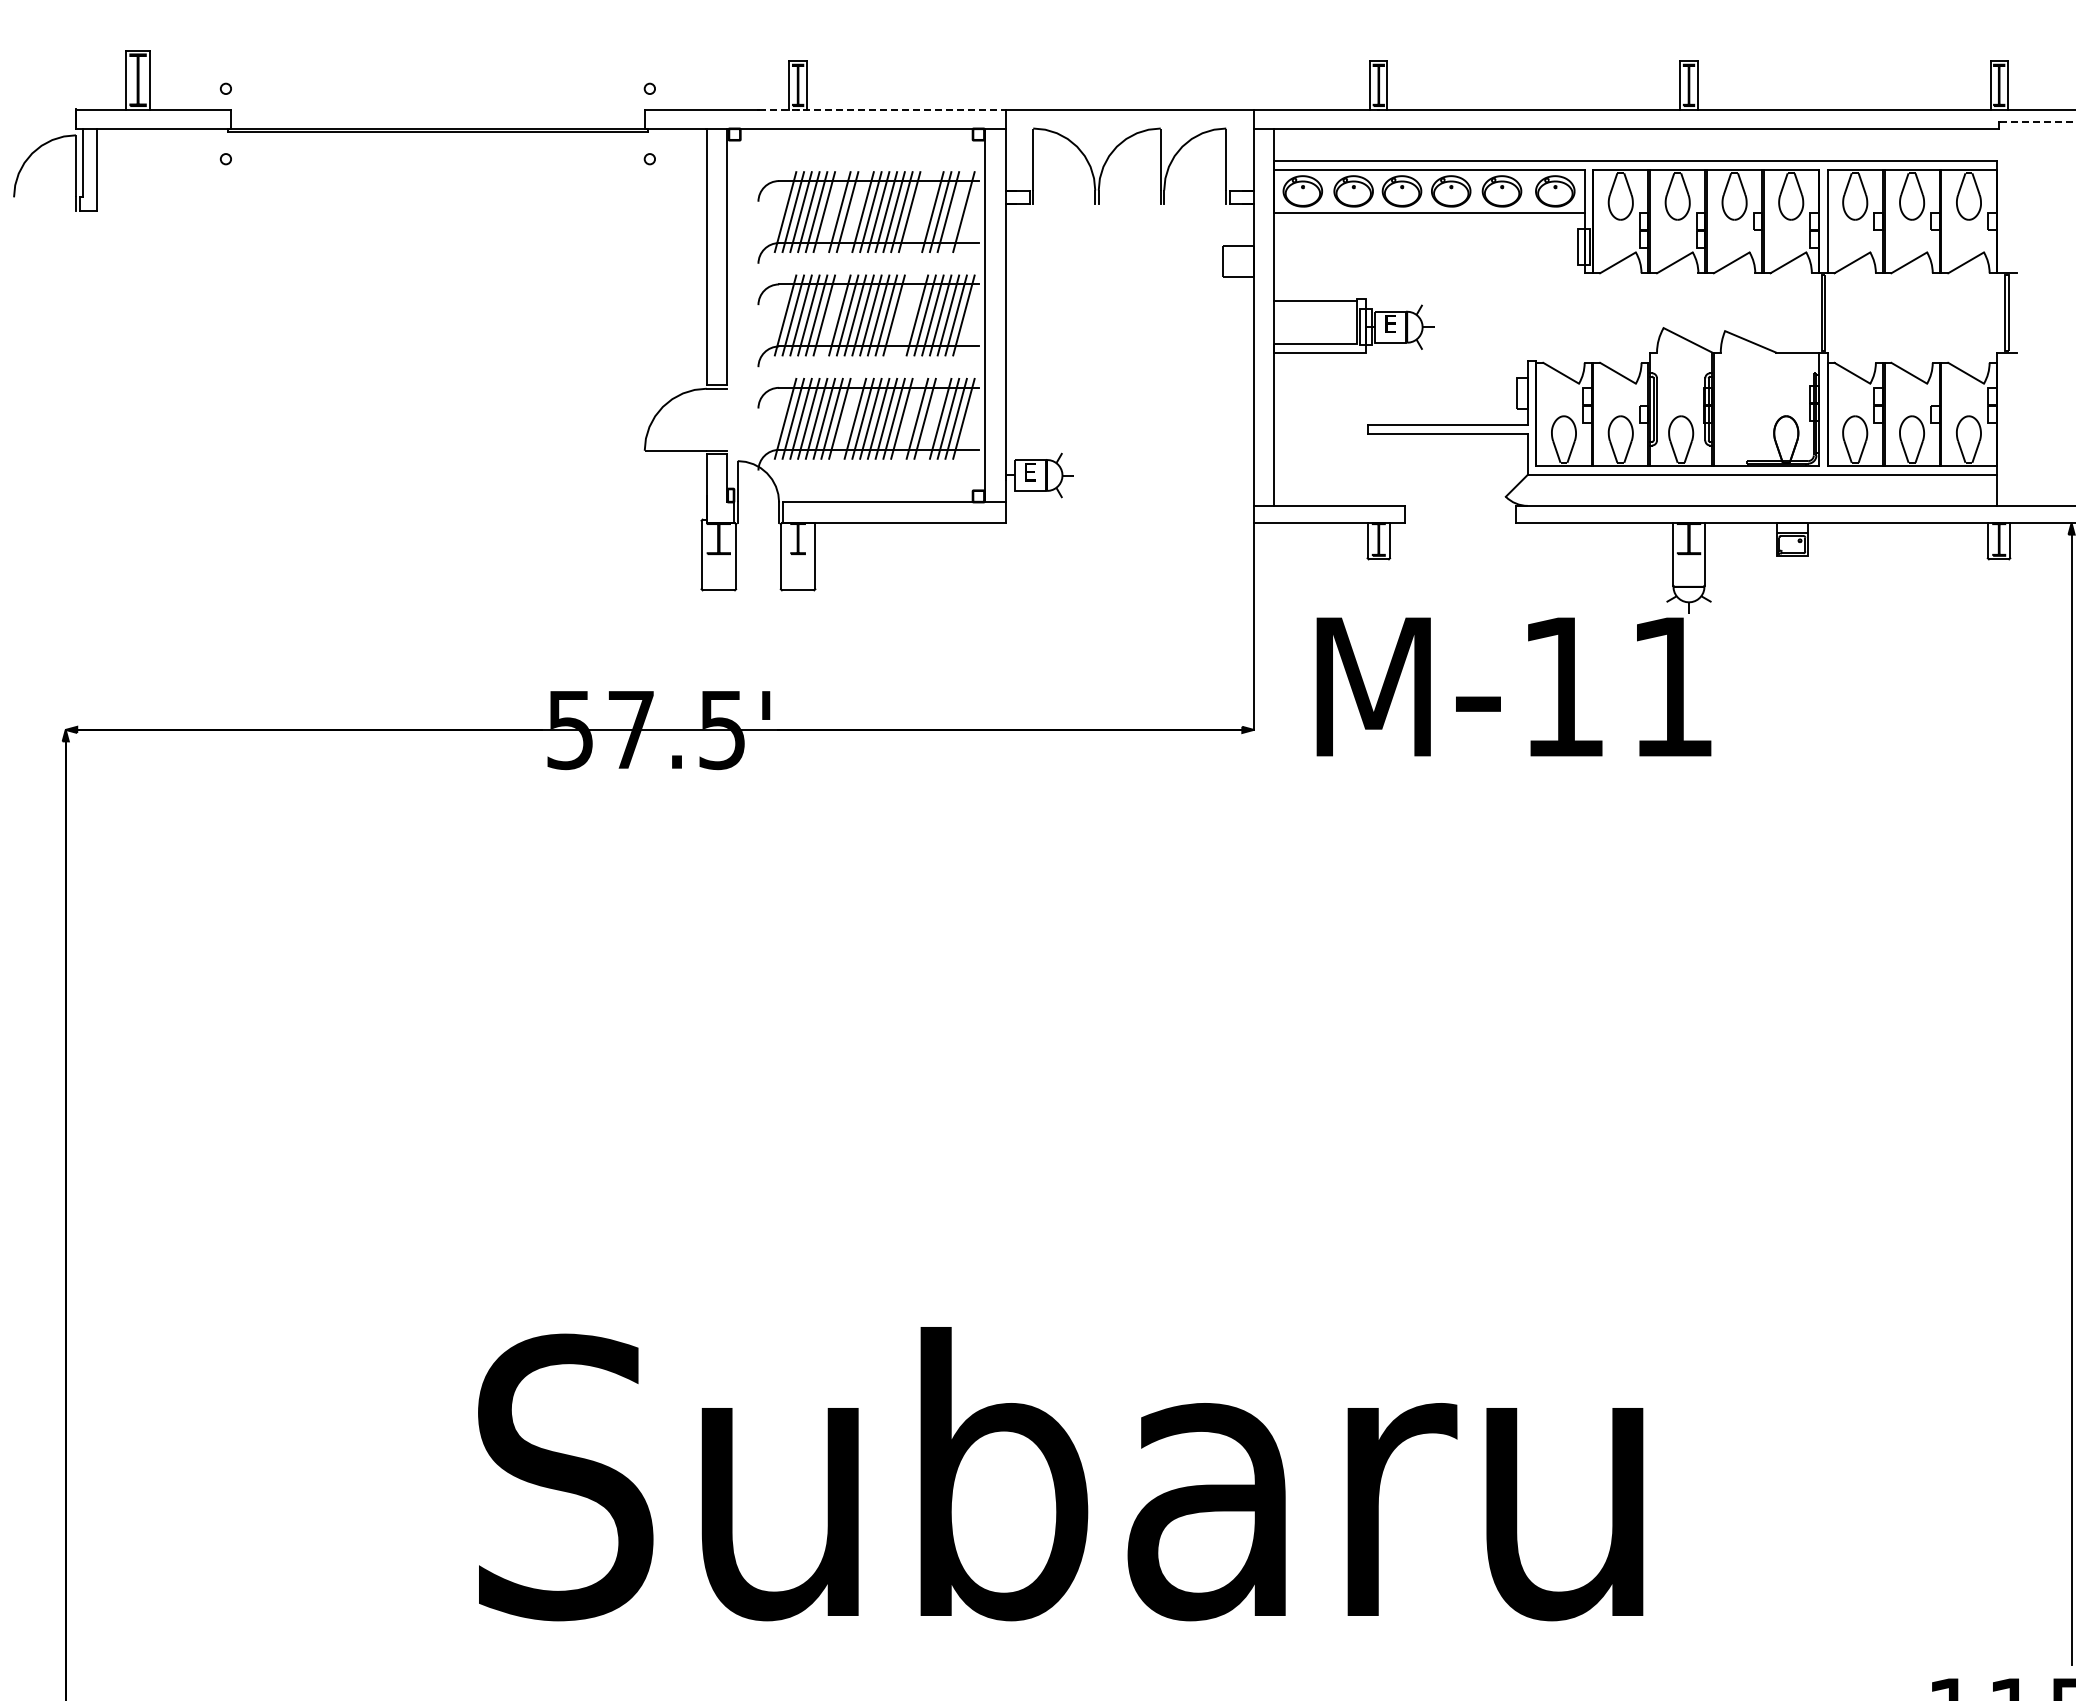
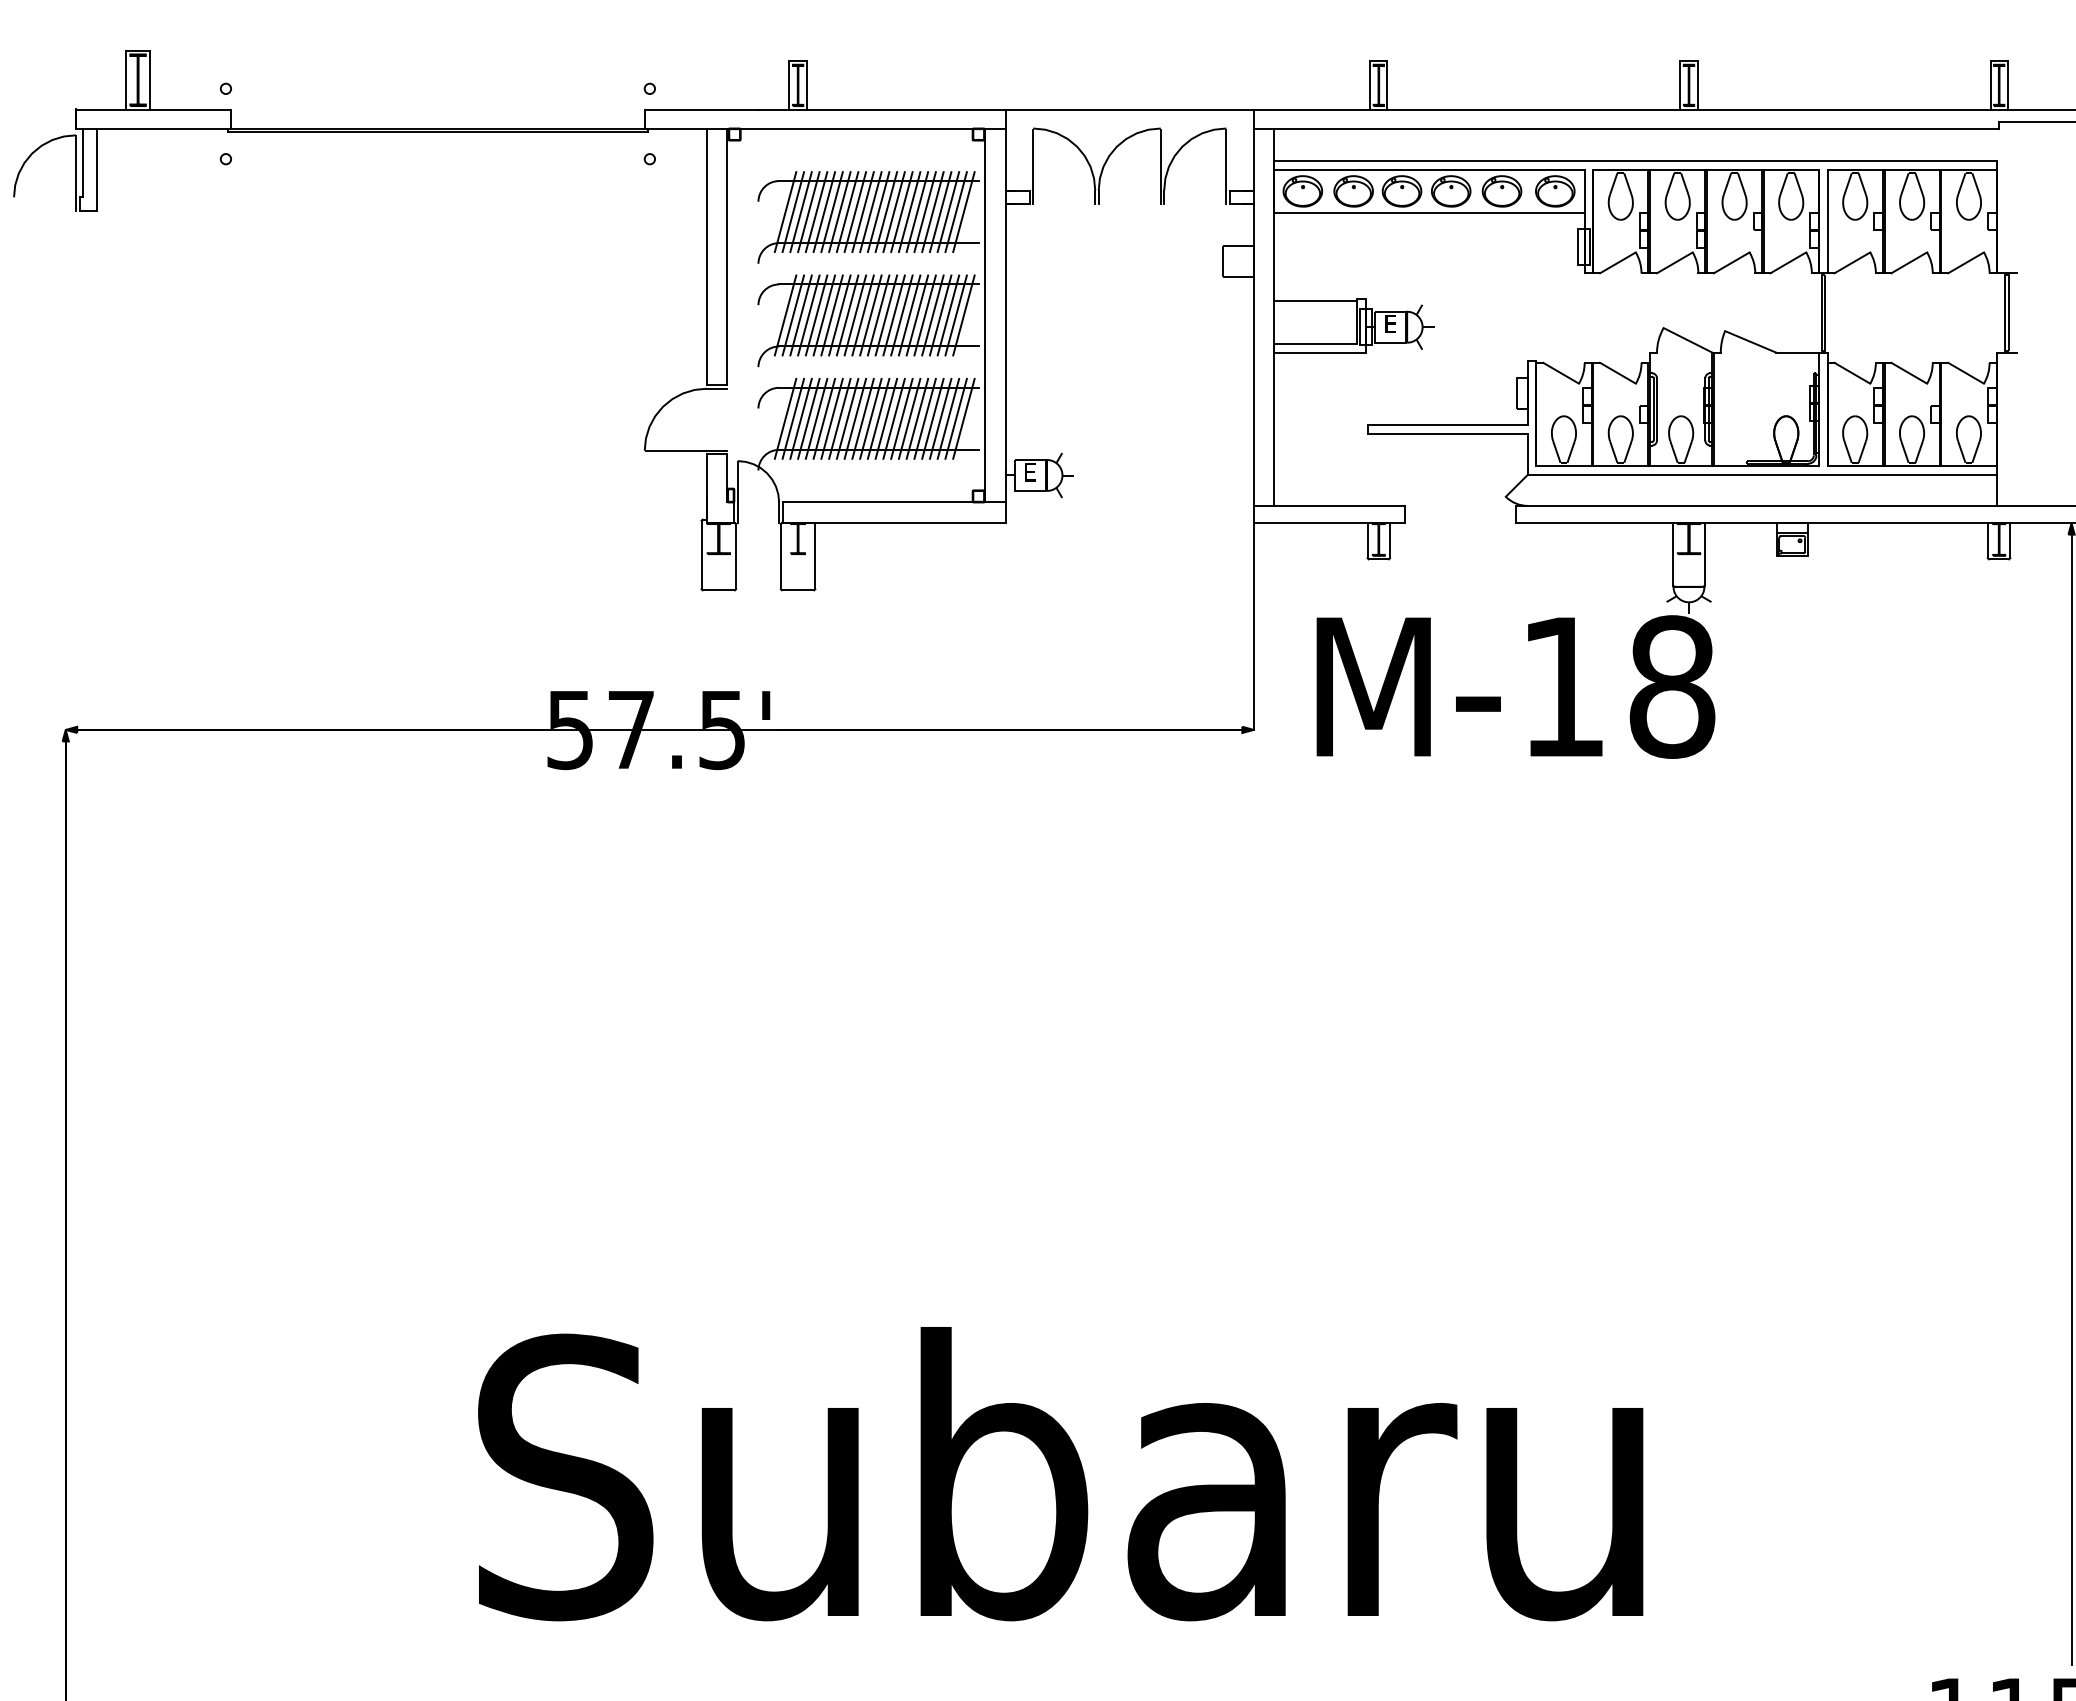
line: dashed -> solid (882, 109)
line: dashed -> solid (2037, 121)
line: none -> present (831, 212)
line: none -> present (855, 212)
line: none -> present (917, 212)
line: none -> present (924, 212)
line: none -> present (955, 212)
line: none -> present (831, 315)
line: none -> present (901, 315)
line: none -> present (909, 315)
line: none -> present (847, 418)
line: none -> present (909, 418)
line: none -> present (932, 418)
text: M-11 -> M-18 (1672, 686)
